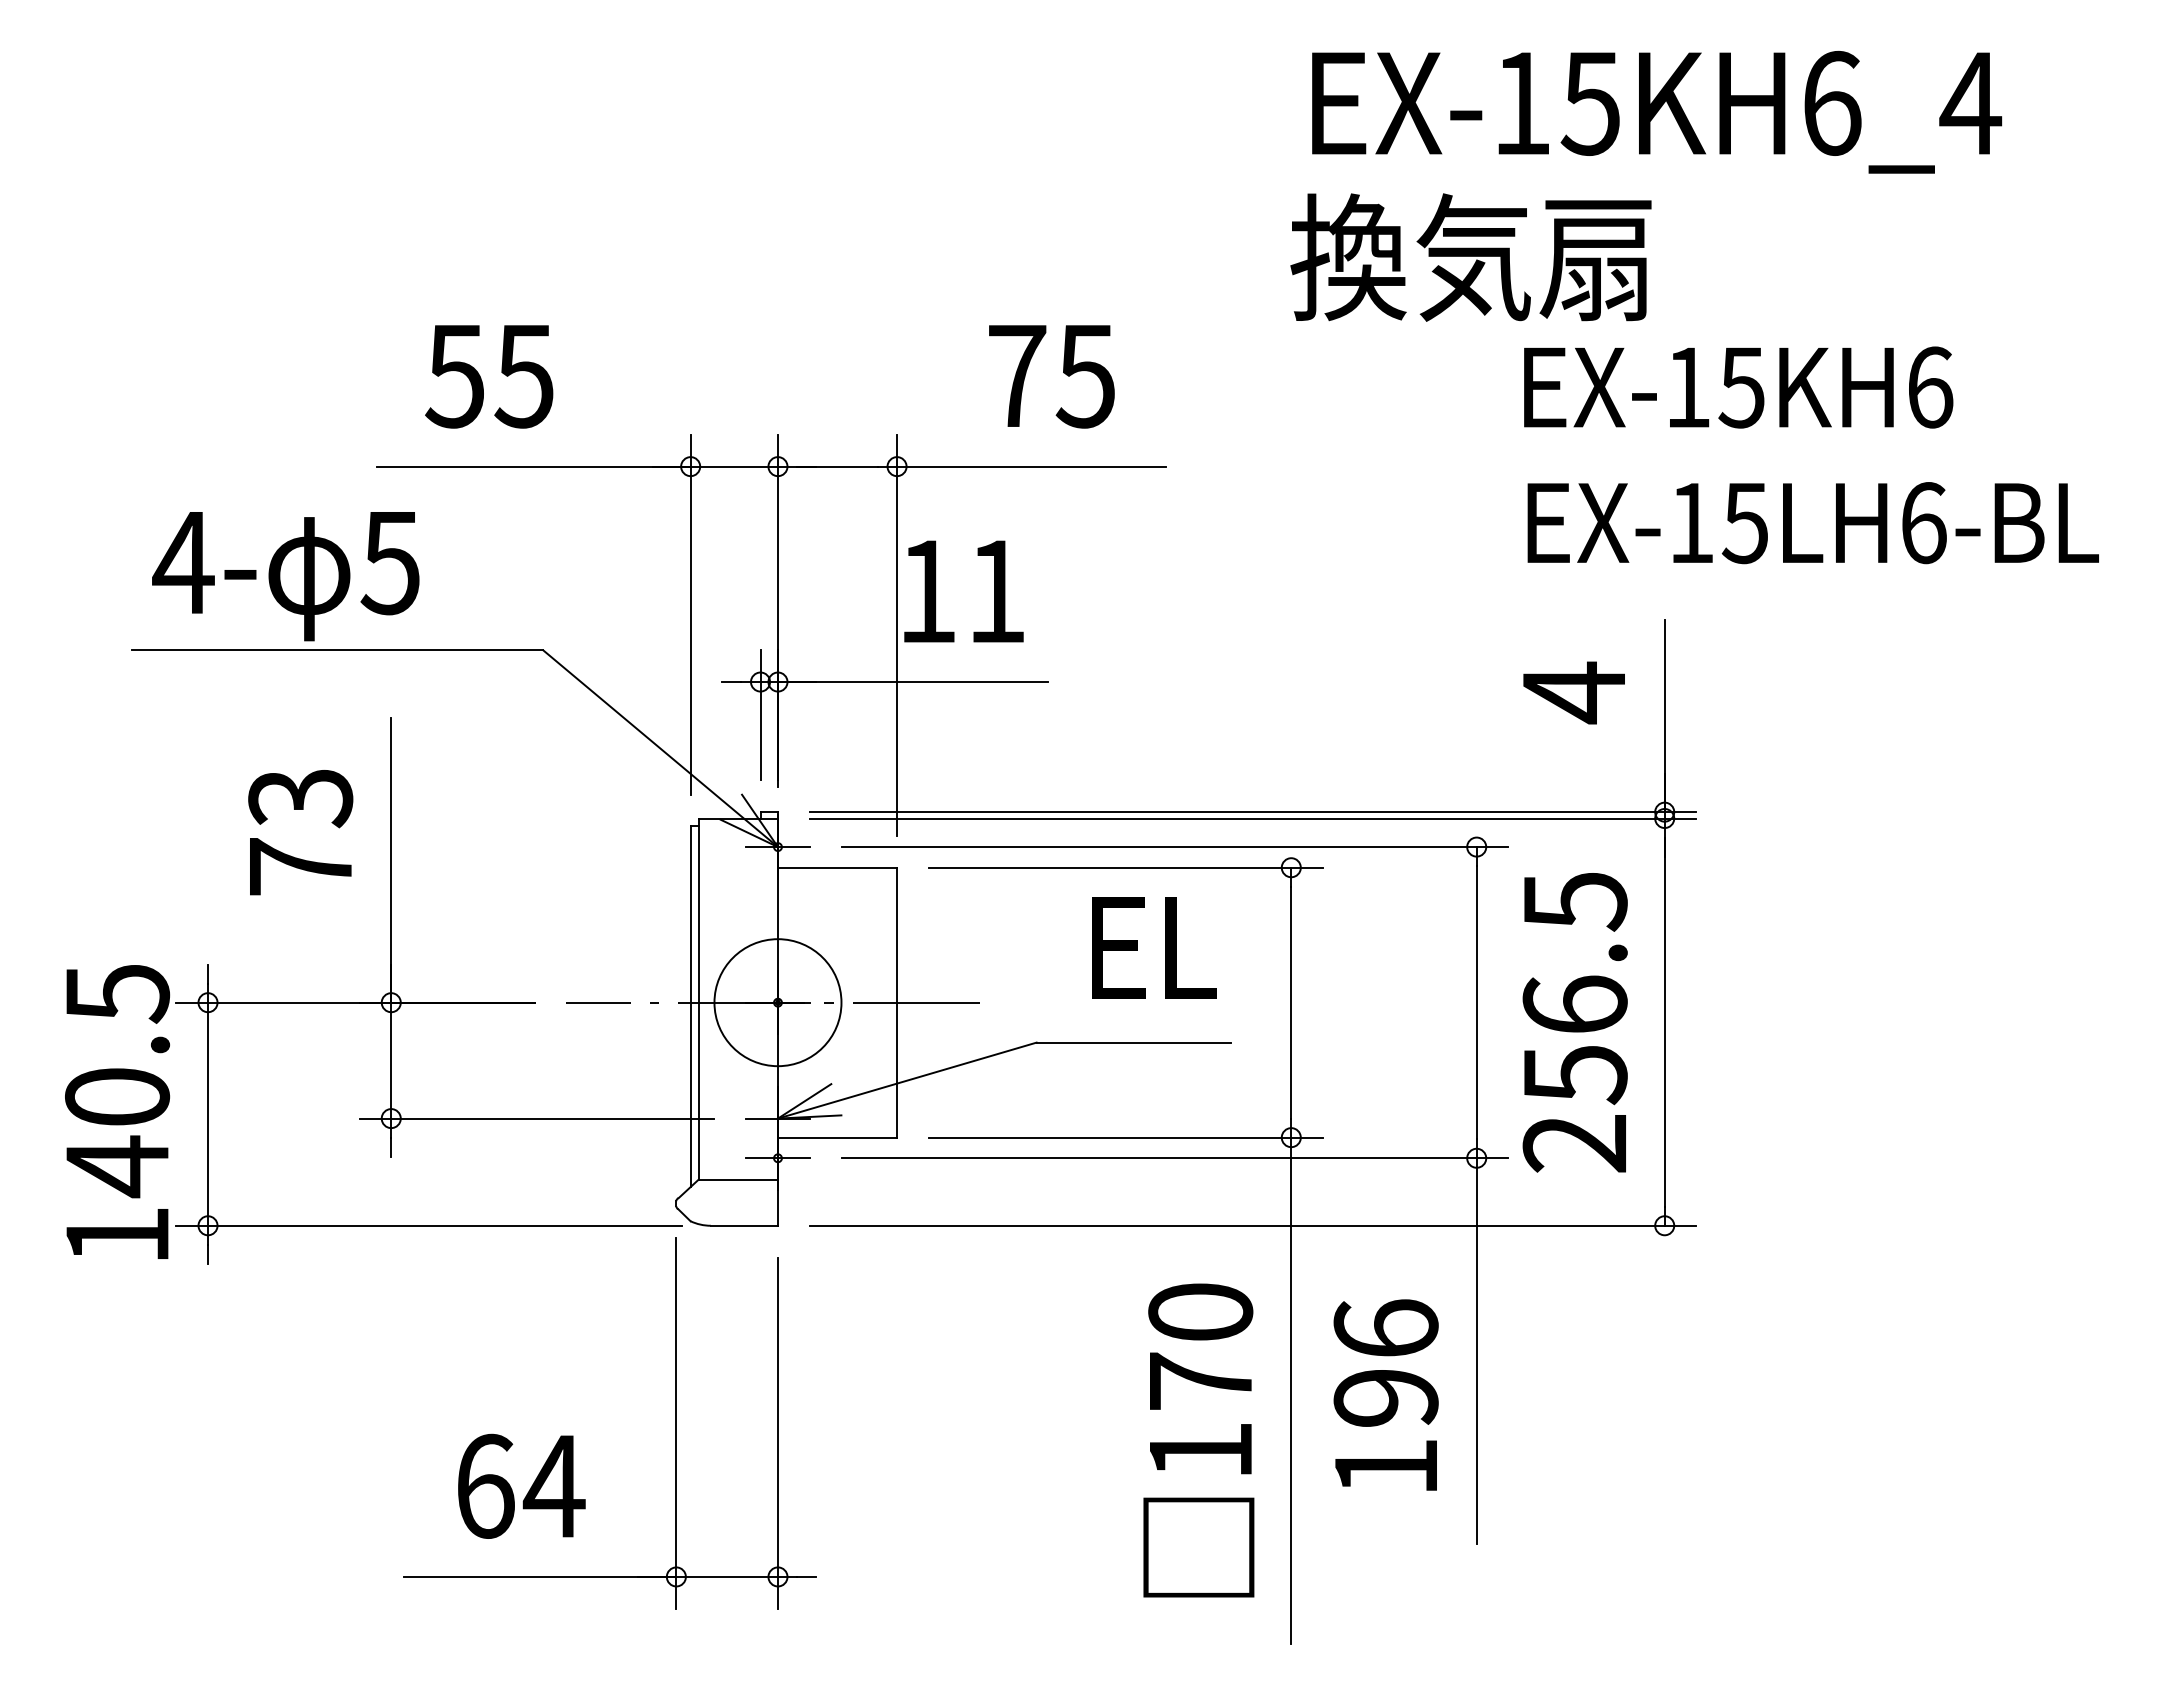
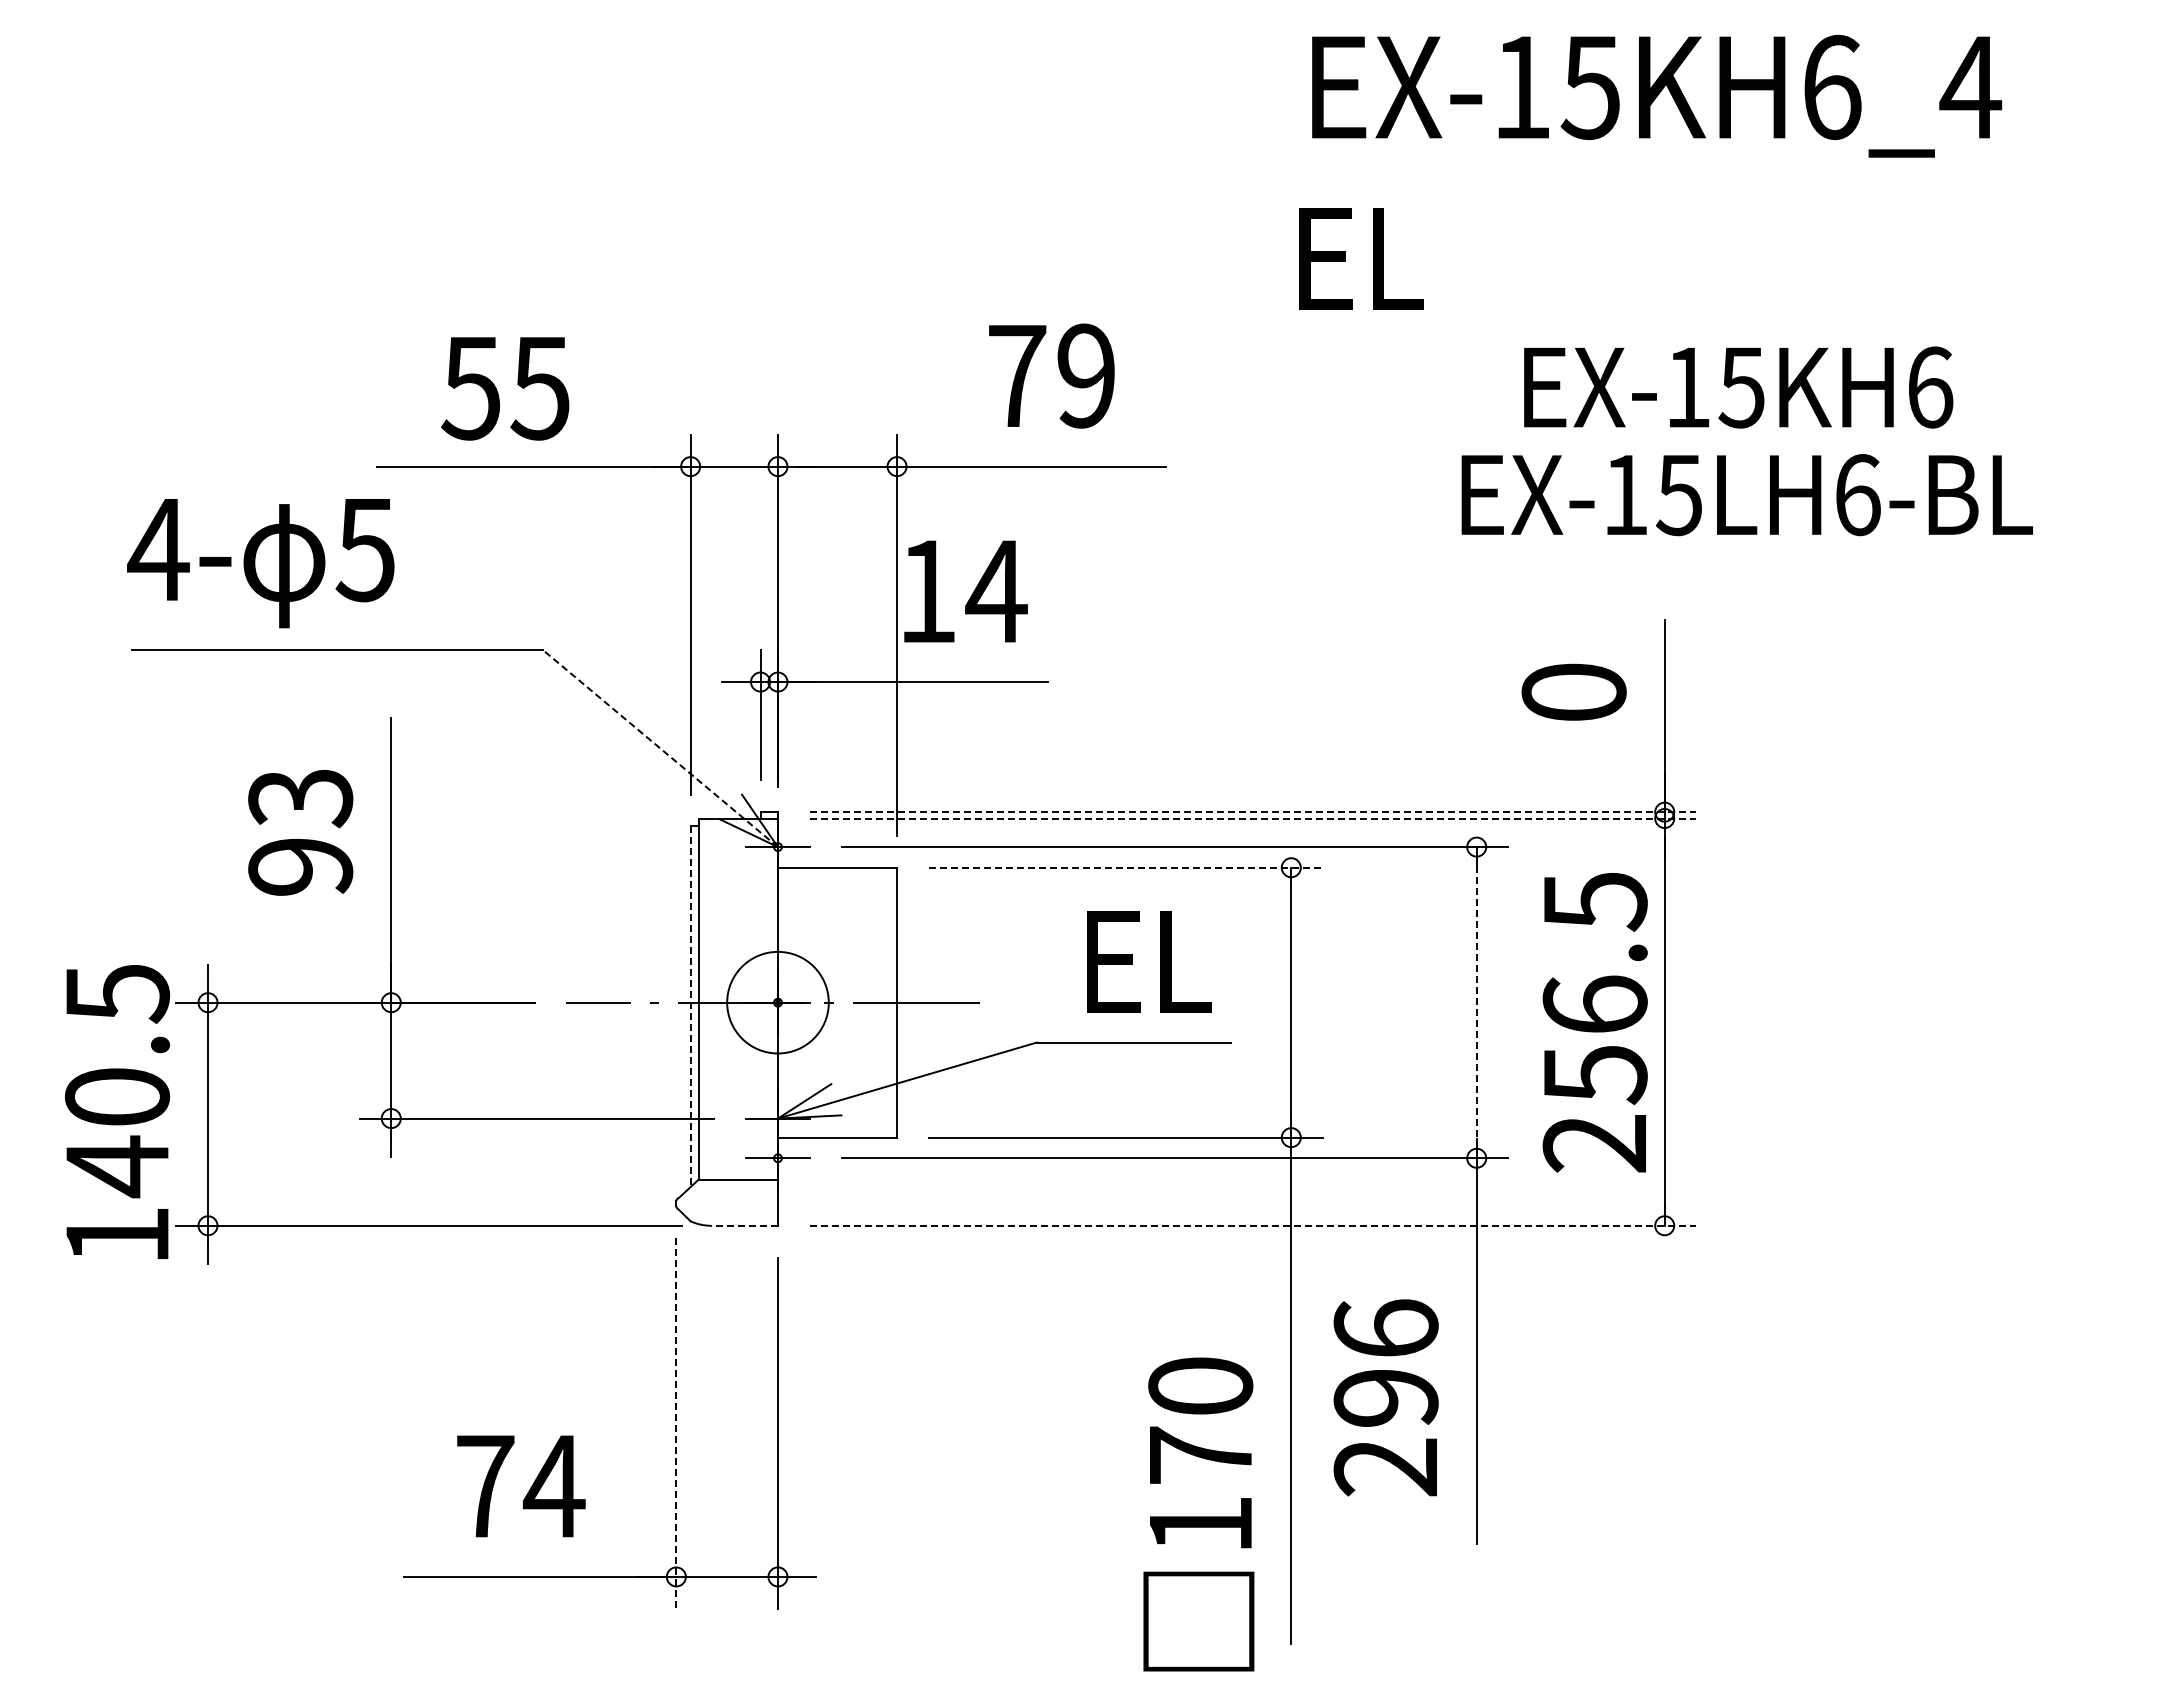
text position: (1657, 112) -> (1657, 96) (1657, 96)
text: 換気扇 -> EL (1470, 257)
text: 75 -> 79 (1084, 375)
text position: (489, 376) -> (505, 388) (505, 388)
text position: (1812, 523) -> (1746, 495) (1746, 495)
text position: (285, 576) -> (260, 563) (260, 563)
text: 11 -> 14 (996, 591)
text: 4 -> 0 (1573, 692)
line: solid -> dashed (660, 748)
line: solid -> dashed (1253, 812)
line: solid -> dashed (1253, 818)
text: 73 -> 93 (300, 866)
line: solid -> dashed (1126, 867)
text position: (1154, 947) -> (1149, 961) (1149, 961)
circle diameter: 127 px -> 102 px (777, 1002)
line: solid -> dashed (1476, 1002)
line: solid -> dashed (690, 1007)
text position: (1574, 1022) -> (1594, 1022) (1594, 1022)
line: solid -> dashed (744, 1225)
line: solid -> dashed (1253, 1225)
line: solid -> dashed (676, 1423)
text position: (1198, 1440) -> (1198, 1514) (1198, 1514)
text: 196 -> 296 (1384, 1467)
text: 64 -> 74 (485, 1485)
